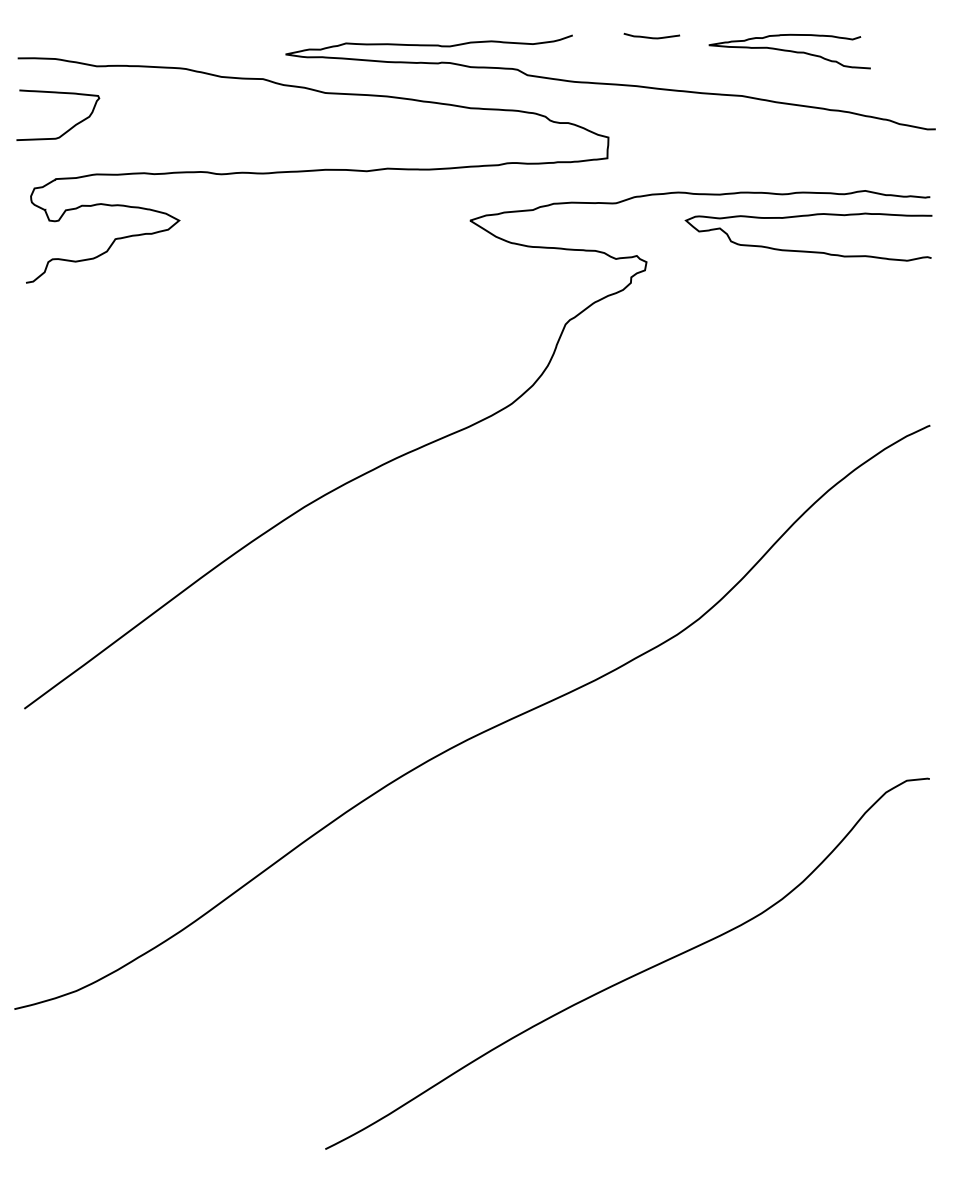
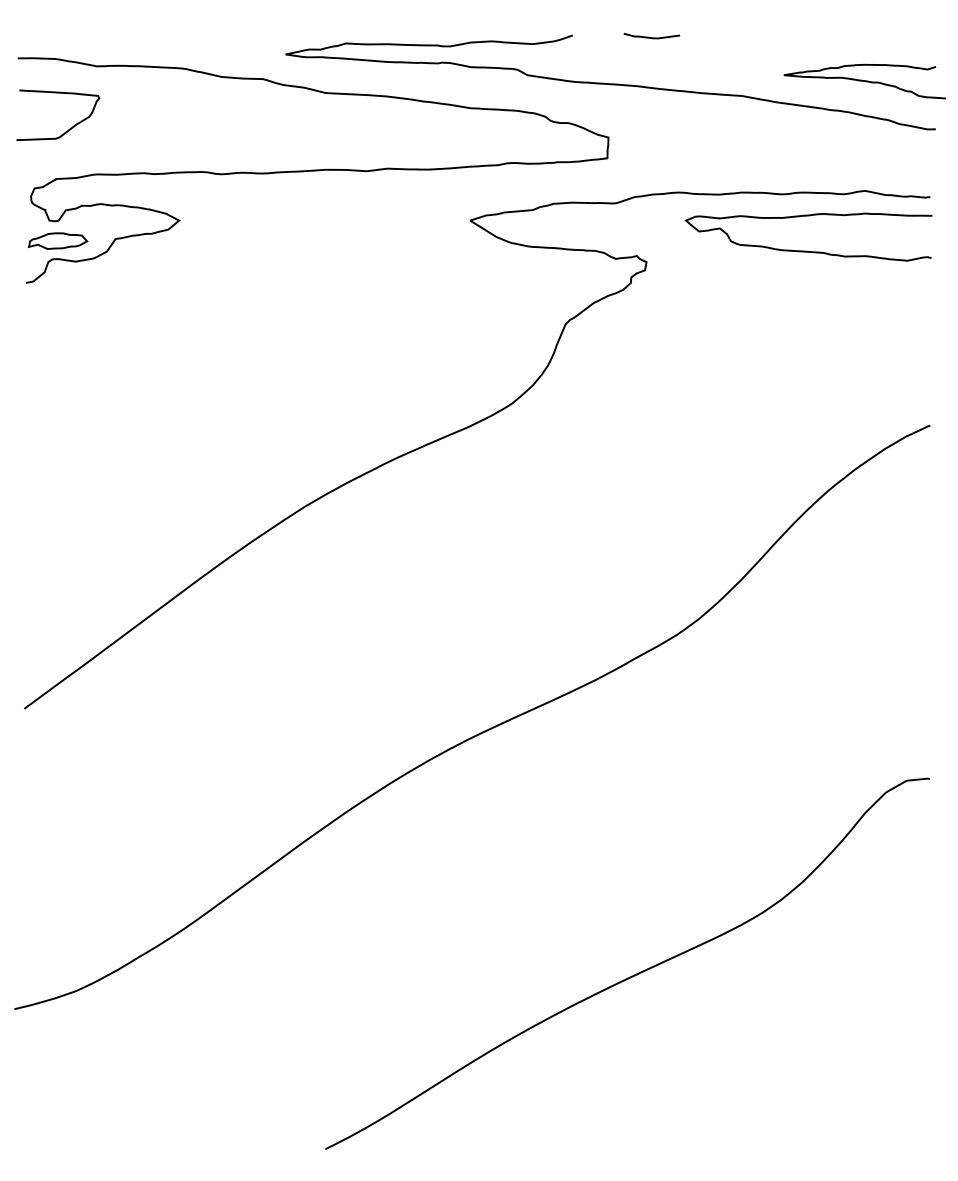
curve position: (789, 51) -> (864, 81) (864, 81)
part: none -> present (58, 240)
